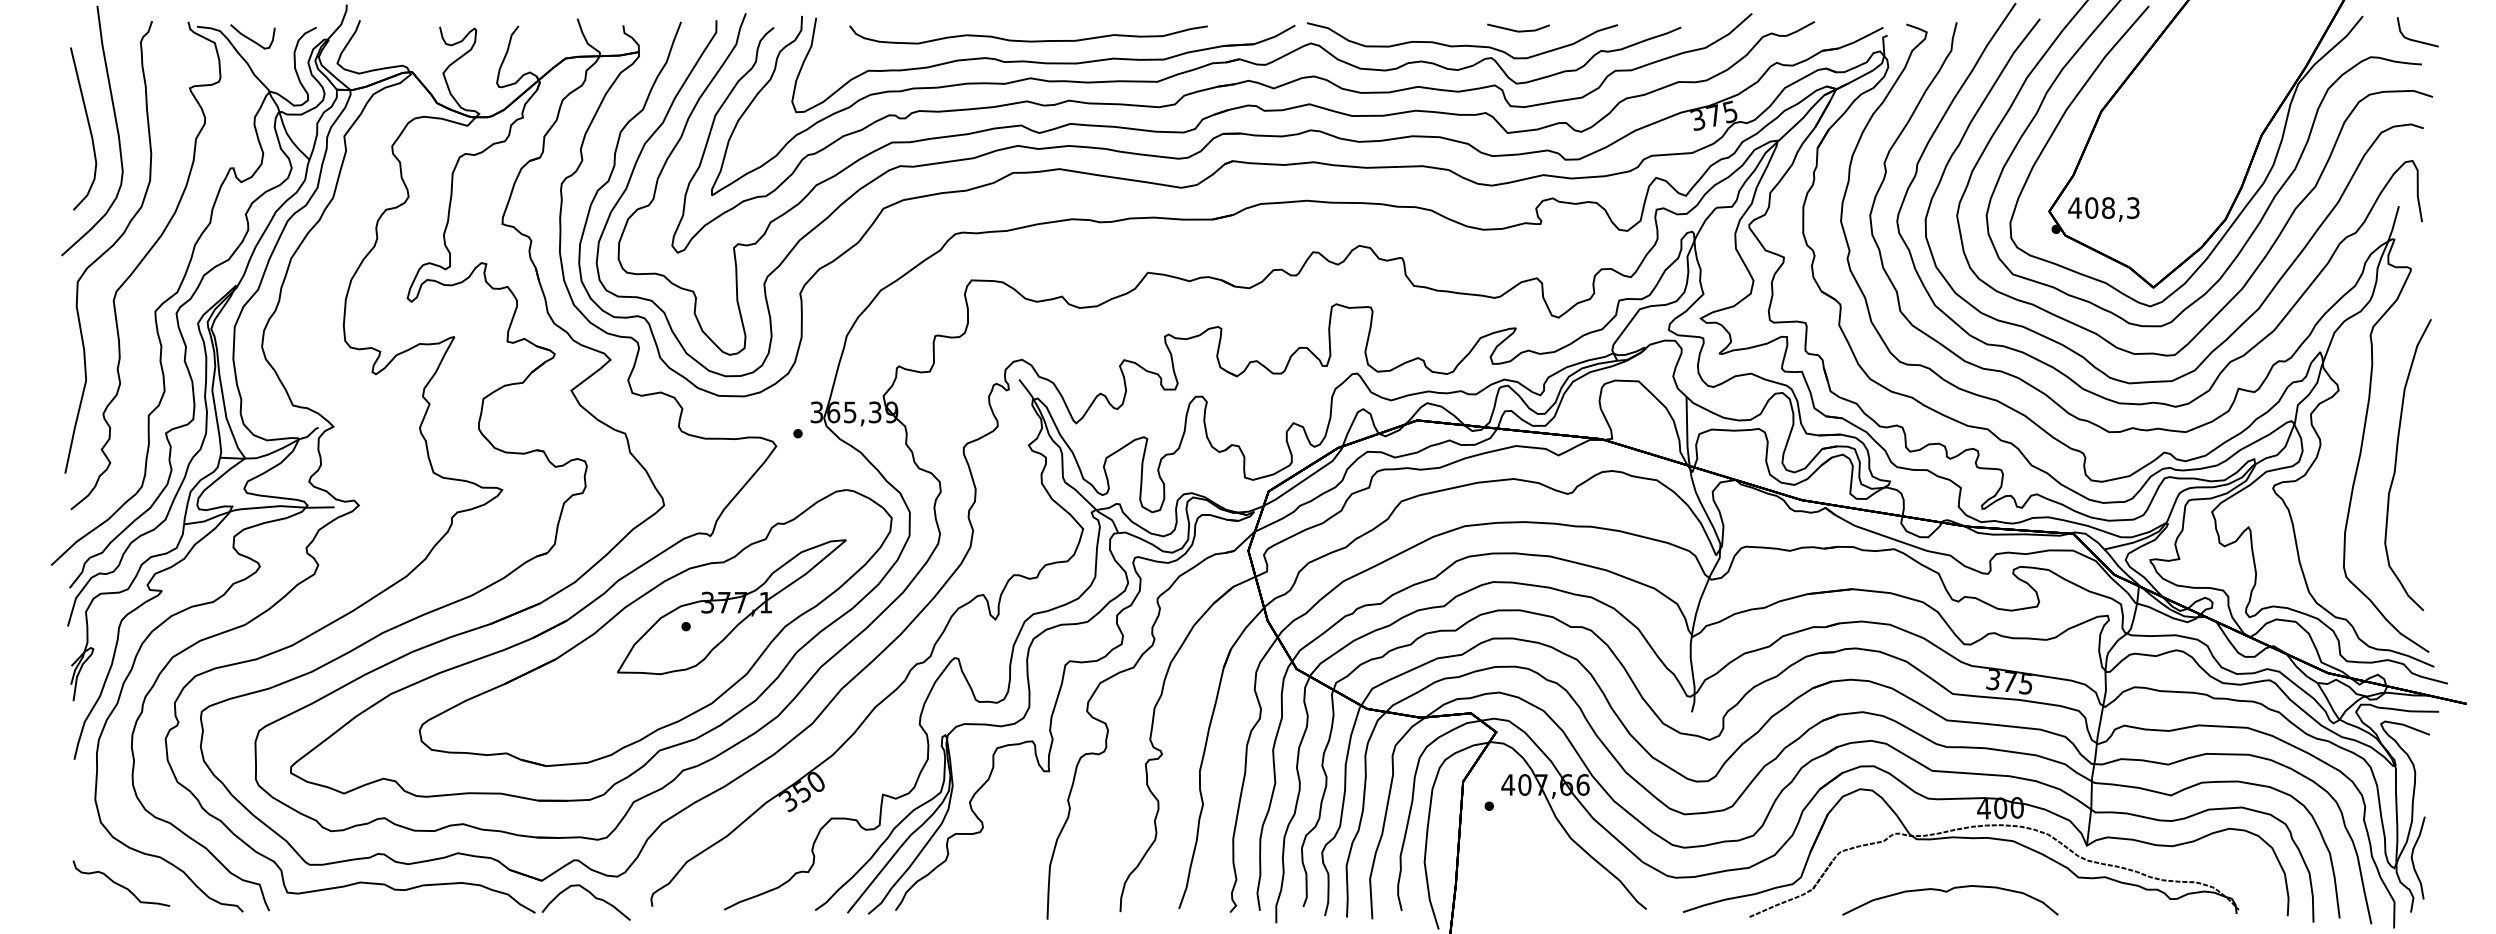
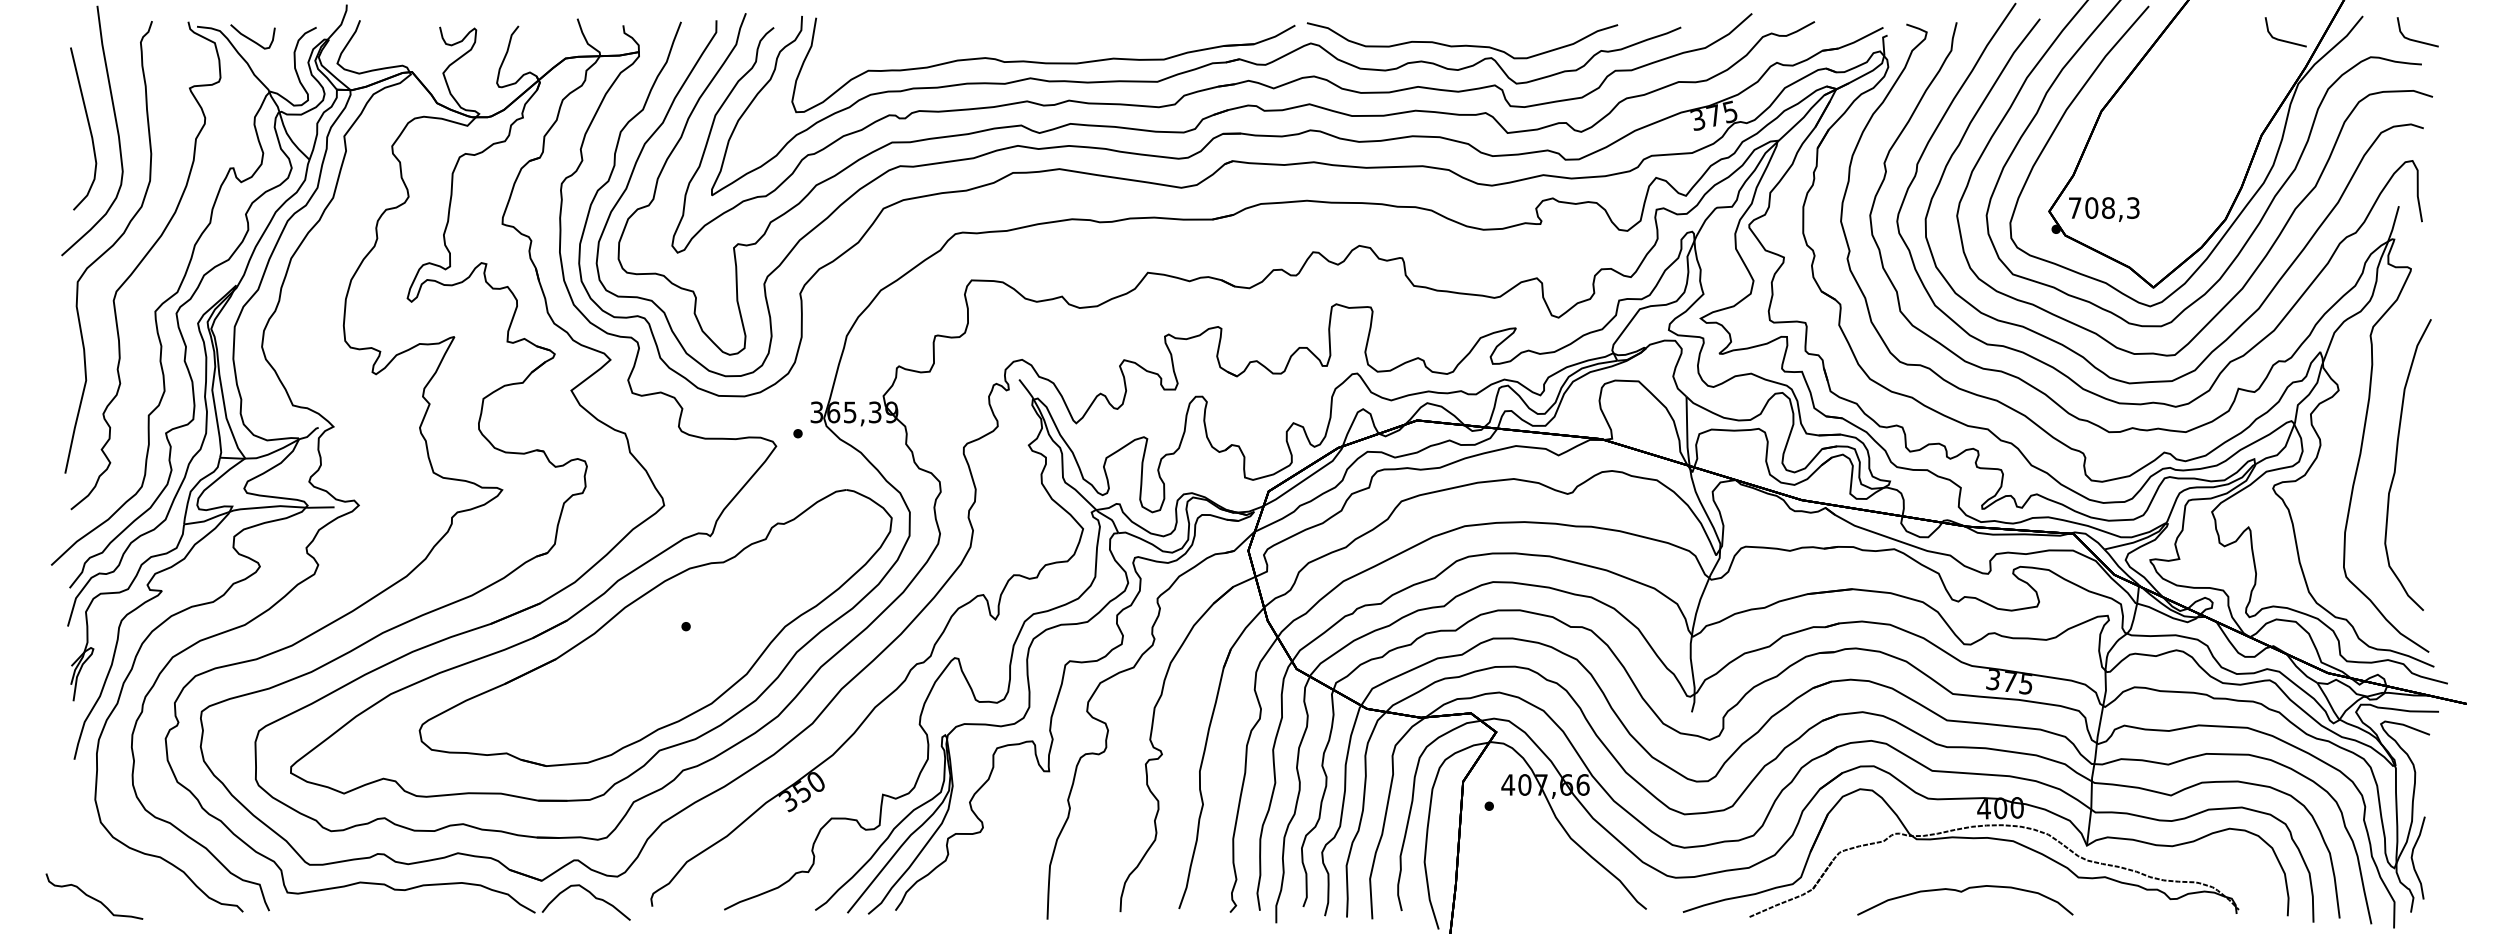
line: present -> none (1518, 30)
line: none -> present (2282, 39)
curve: present -> none (1028, 40)
text: 408,3 -> 708,3 (2074, 207)
part: present -> none (731, 607)
curve position: (120, 884) -> (93, 897) (93, 897)
curve position: (1947, 892) -> (1962, 892) (1962, 892)
